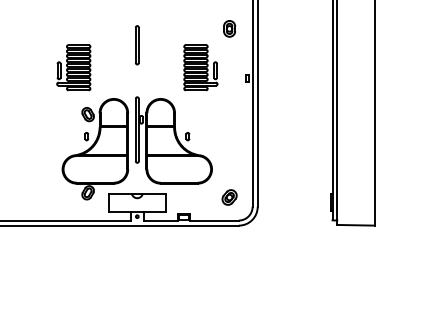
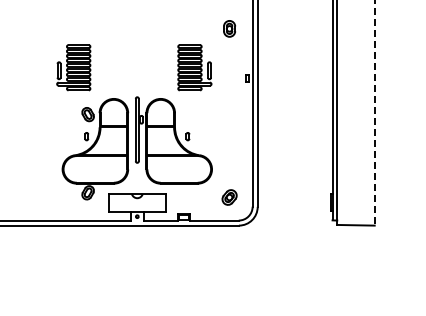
line: present -> none (136, 45)
part position: (200, 67) -> (194, 67) (194, 67)
line: solid -> dashed (374, 113)
